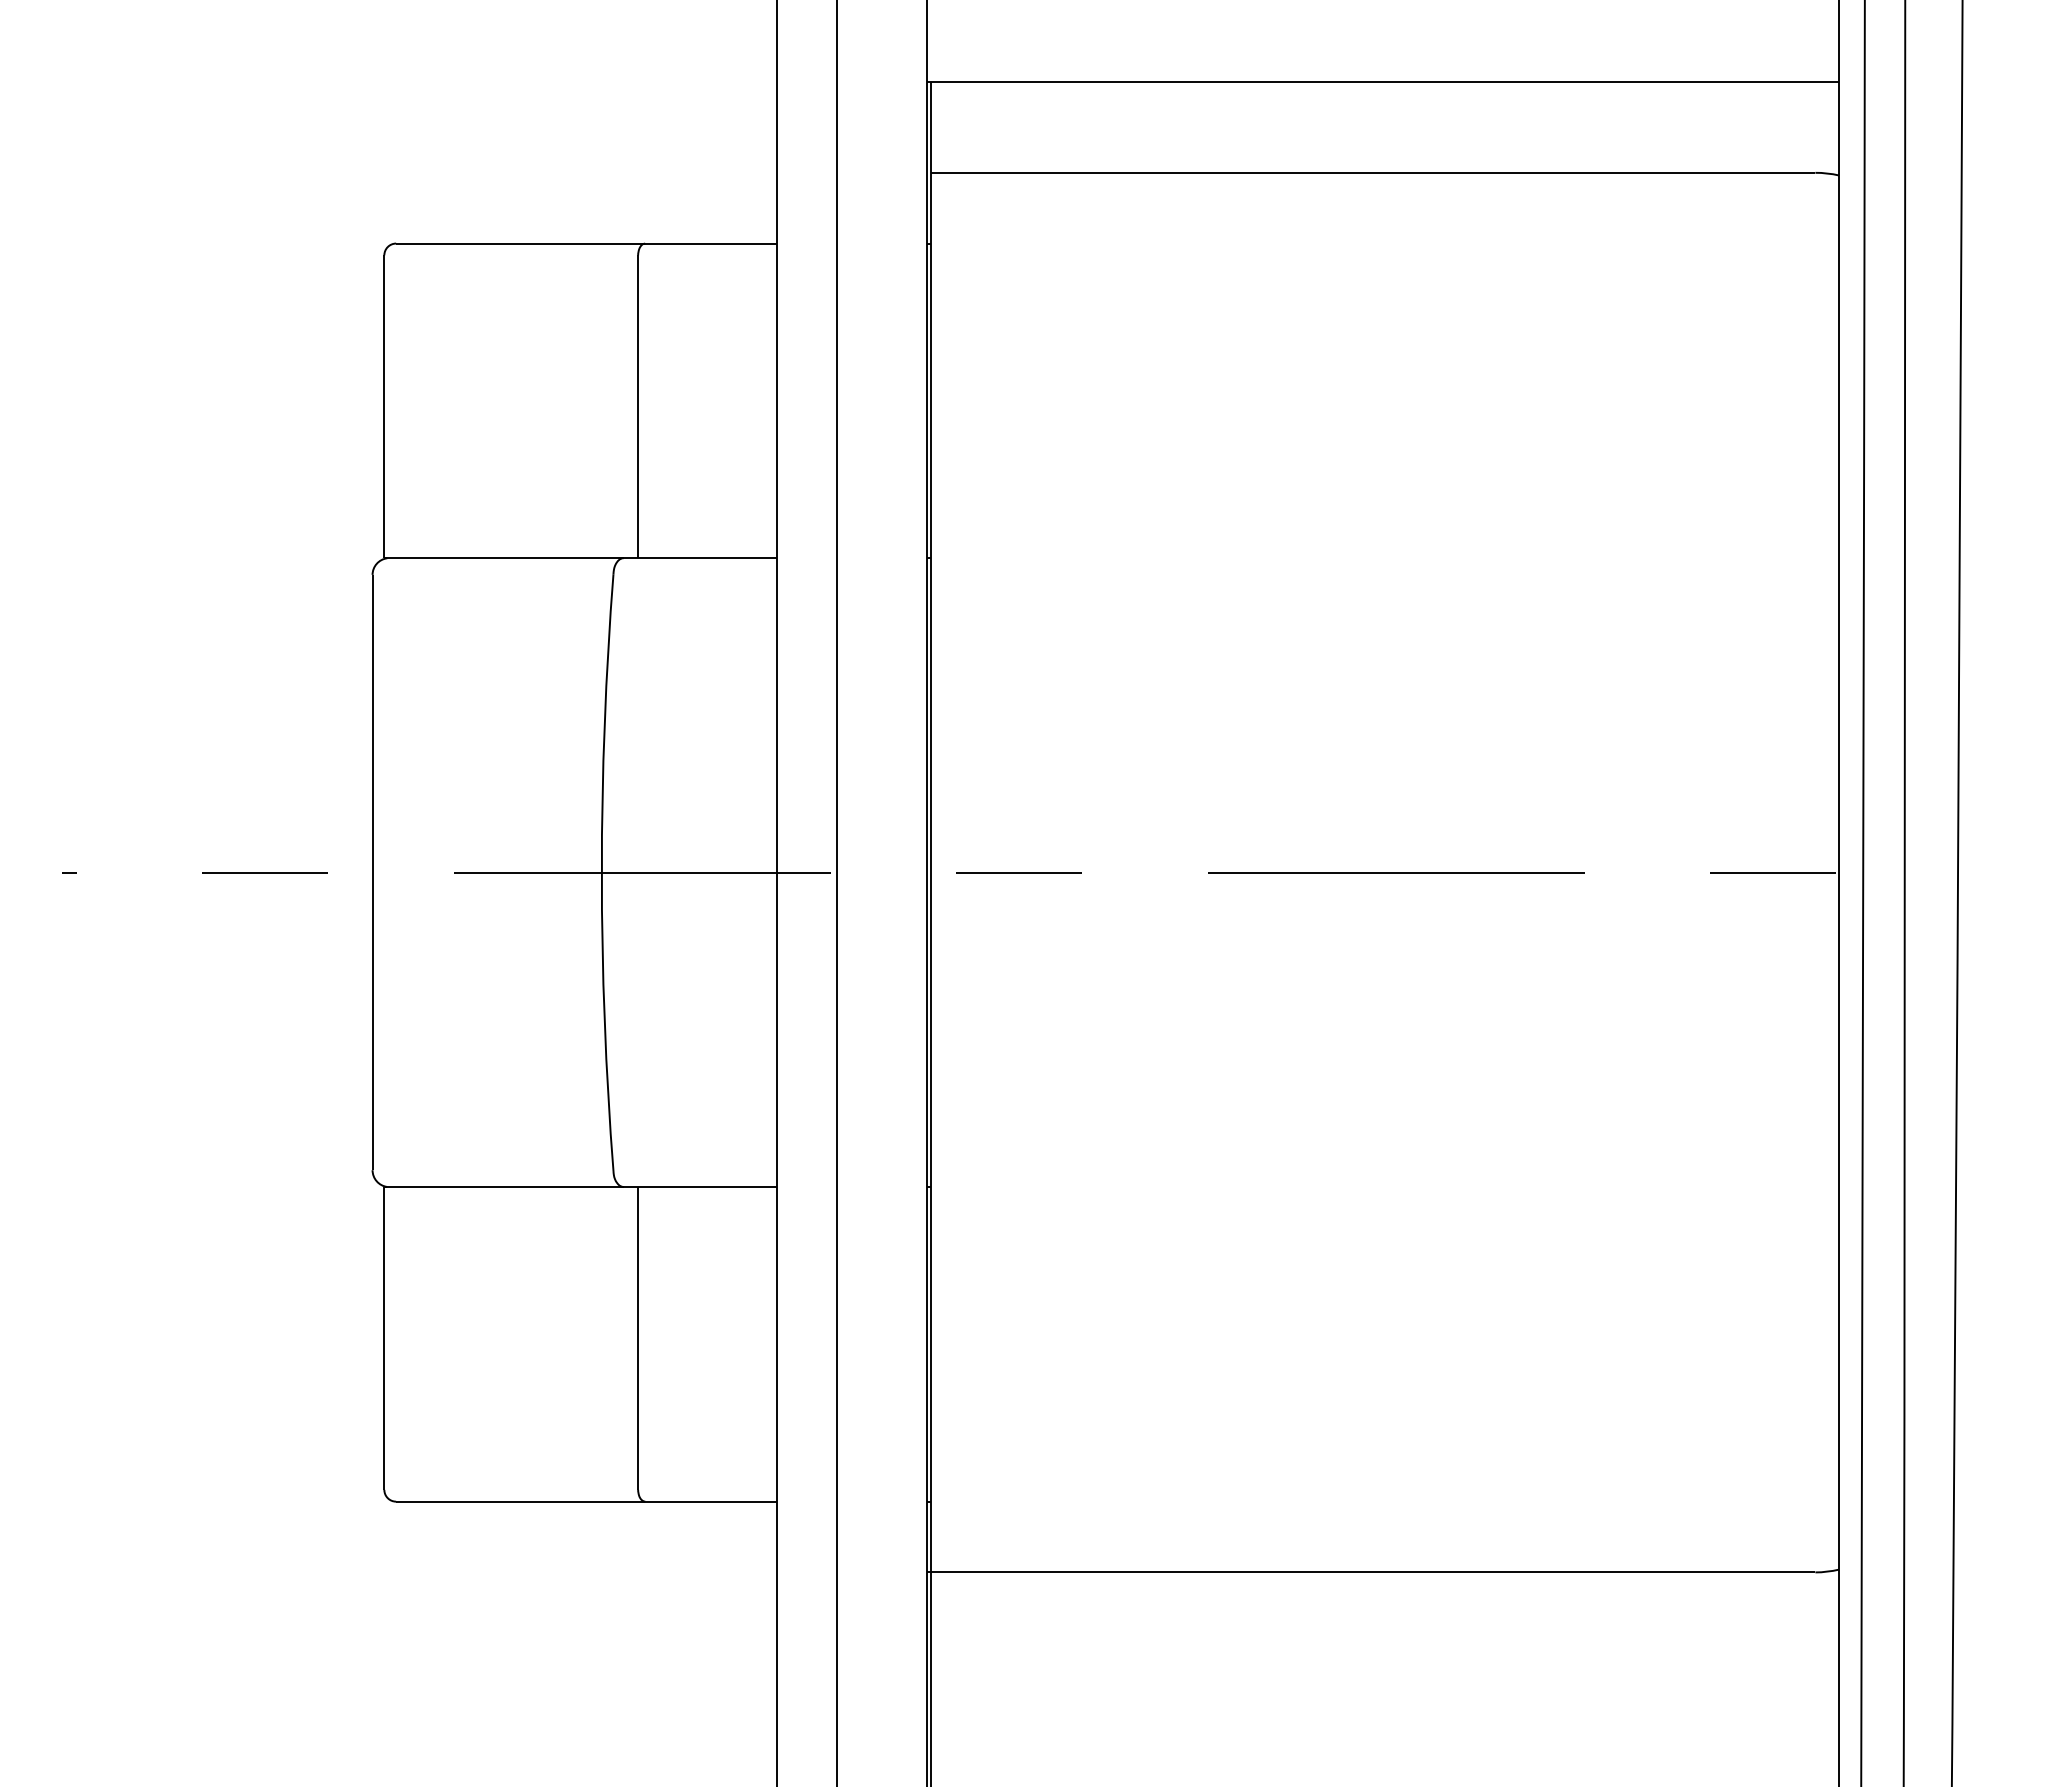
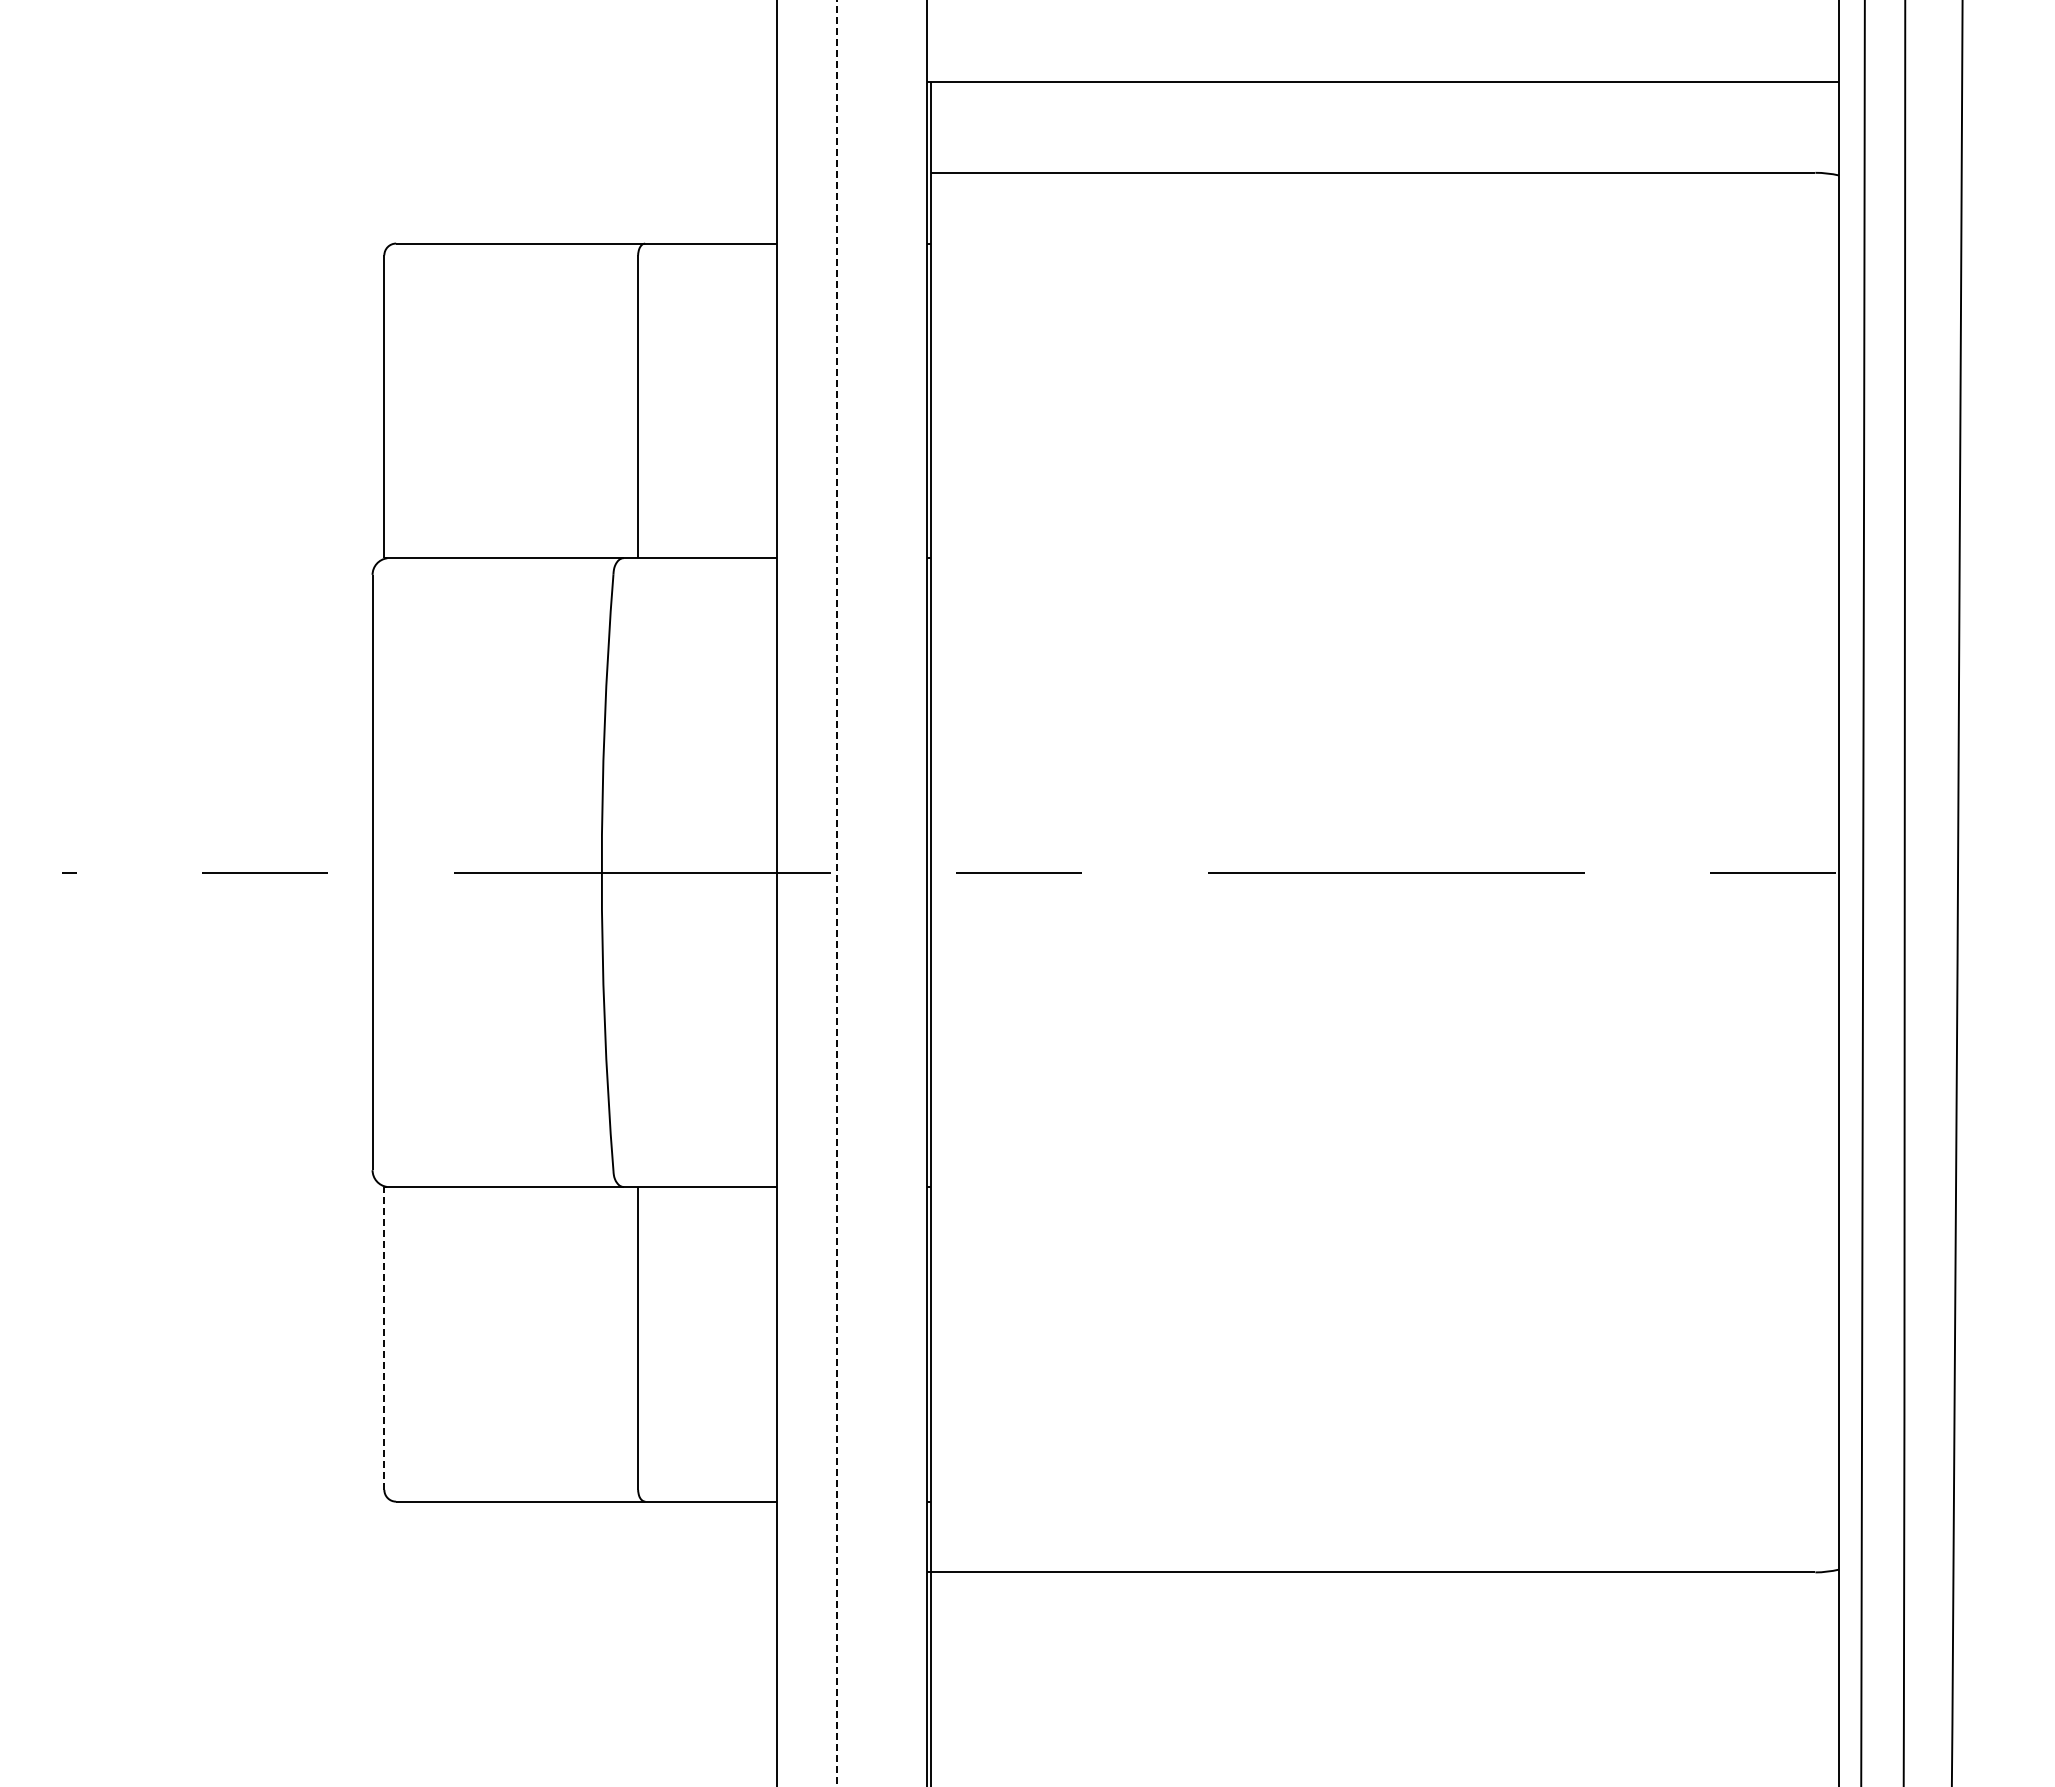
line: solid -> dashed (836, 893)
line: solid -> dashed (384, 1337)
